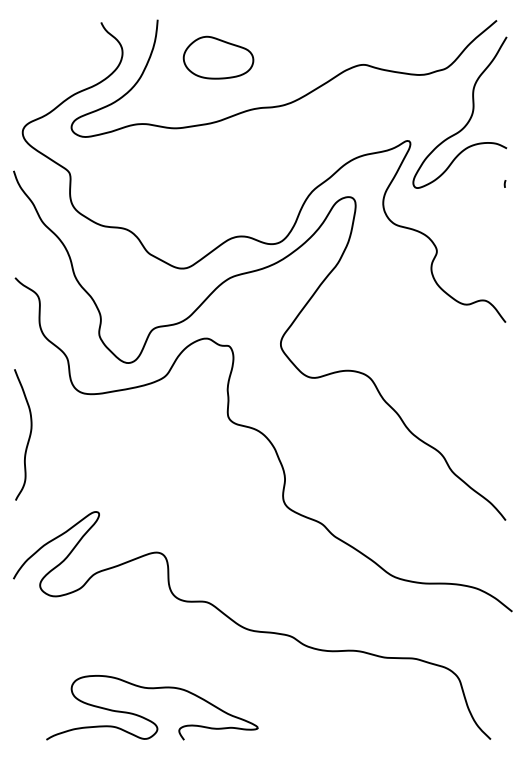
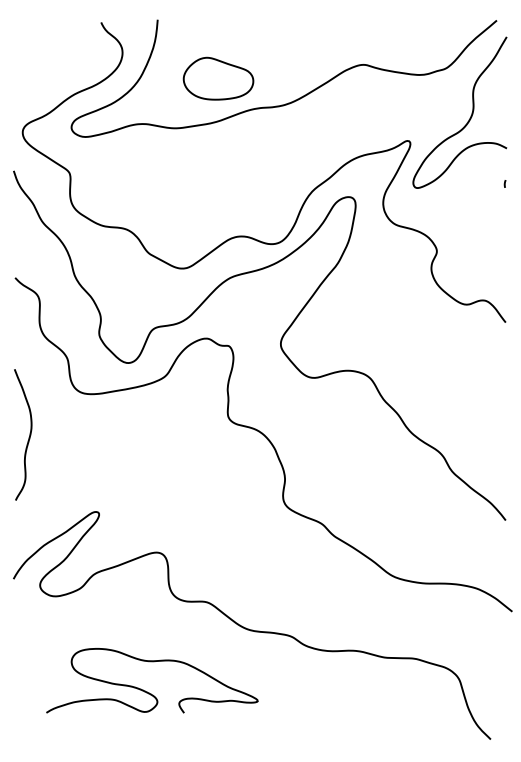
part position: (218, 57) -> (218, 78) (218, 78)
curve position: (147, 718) -> (147, 691) (147, 691)
